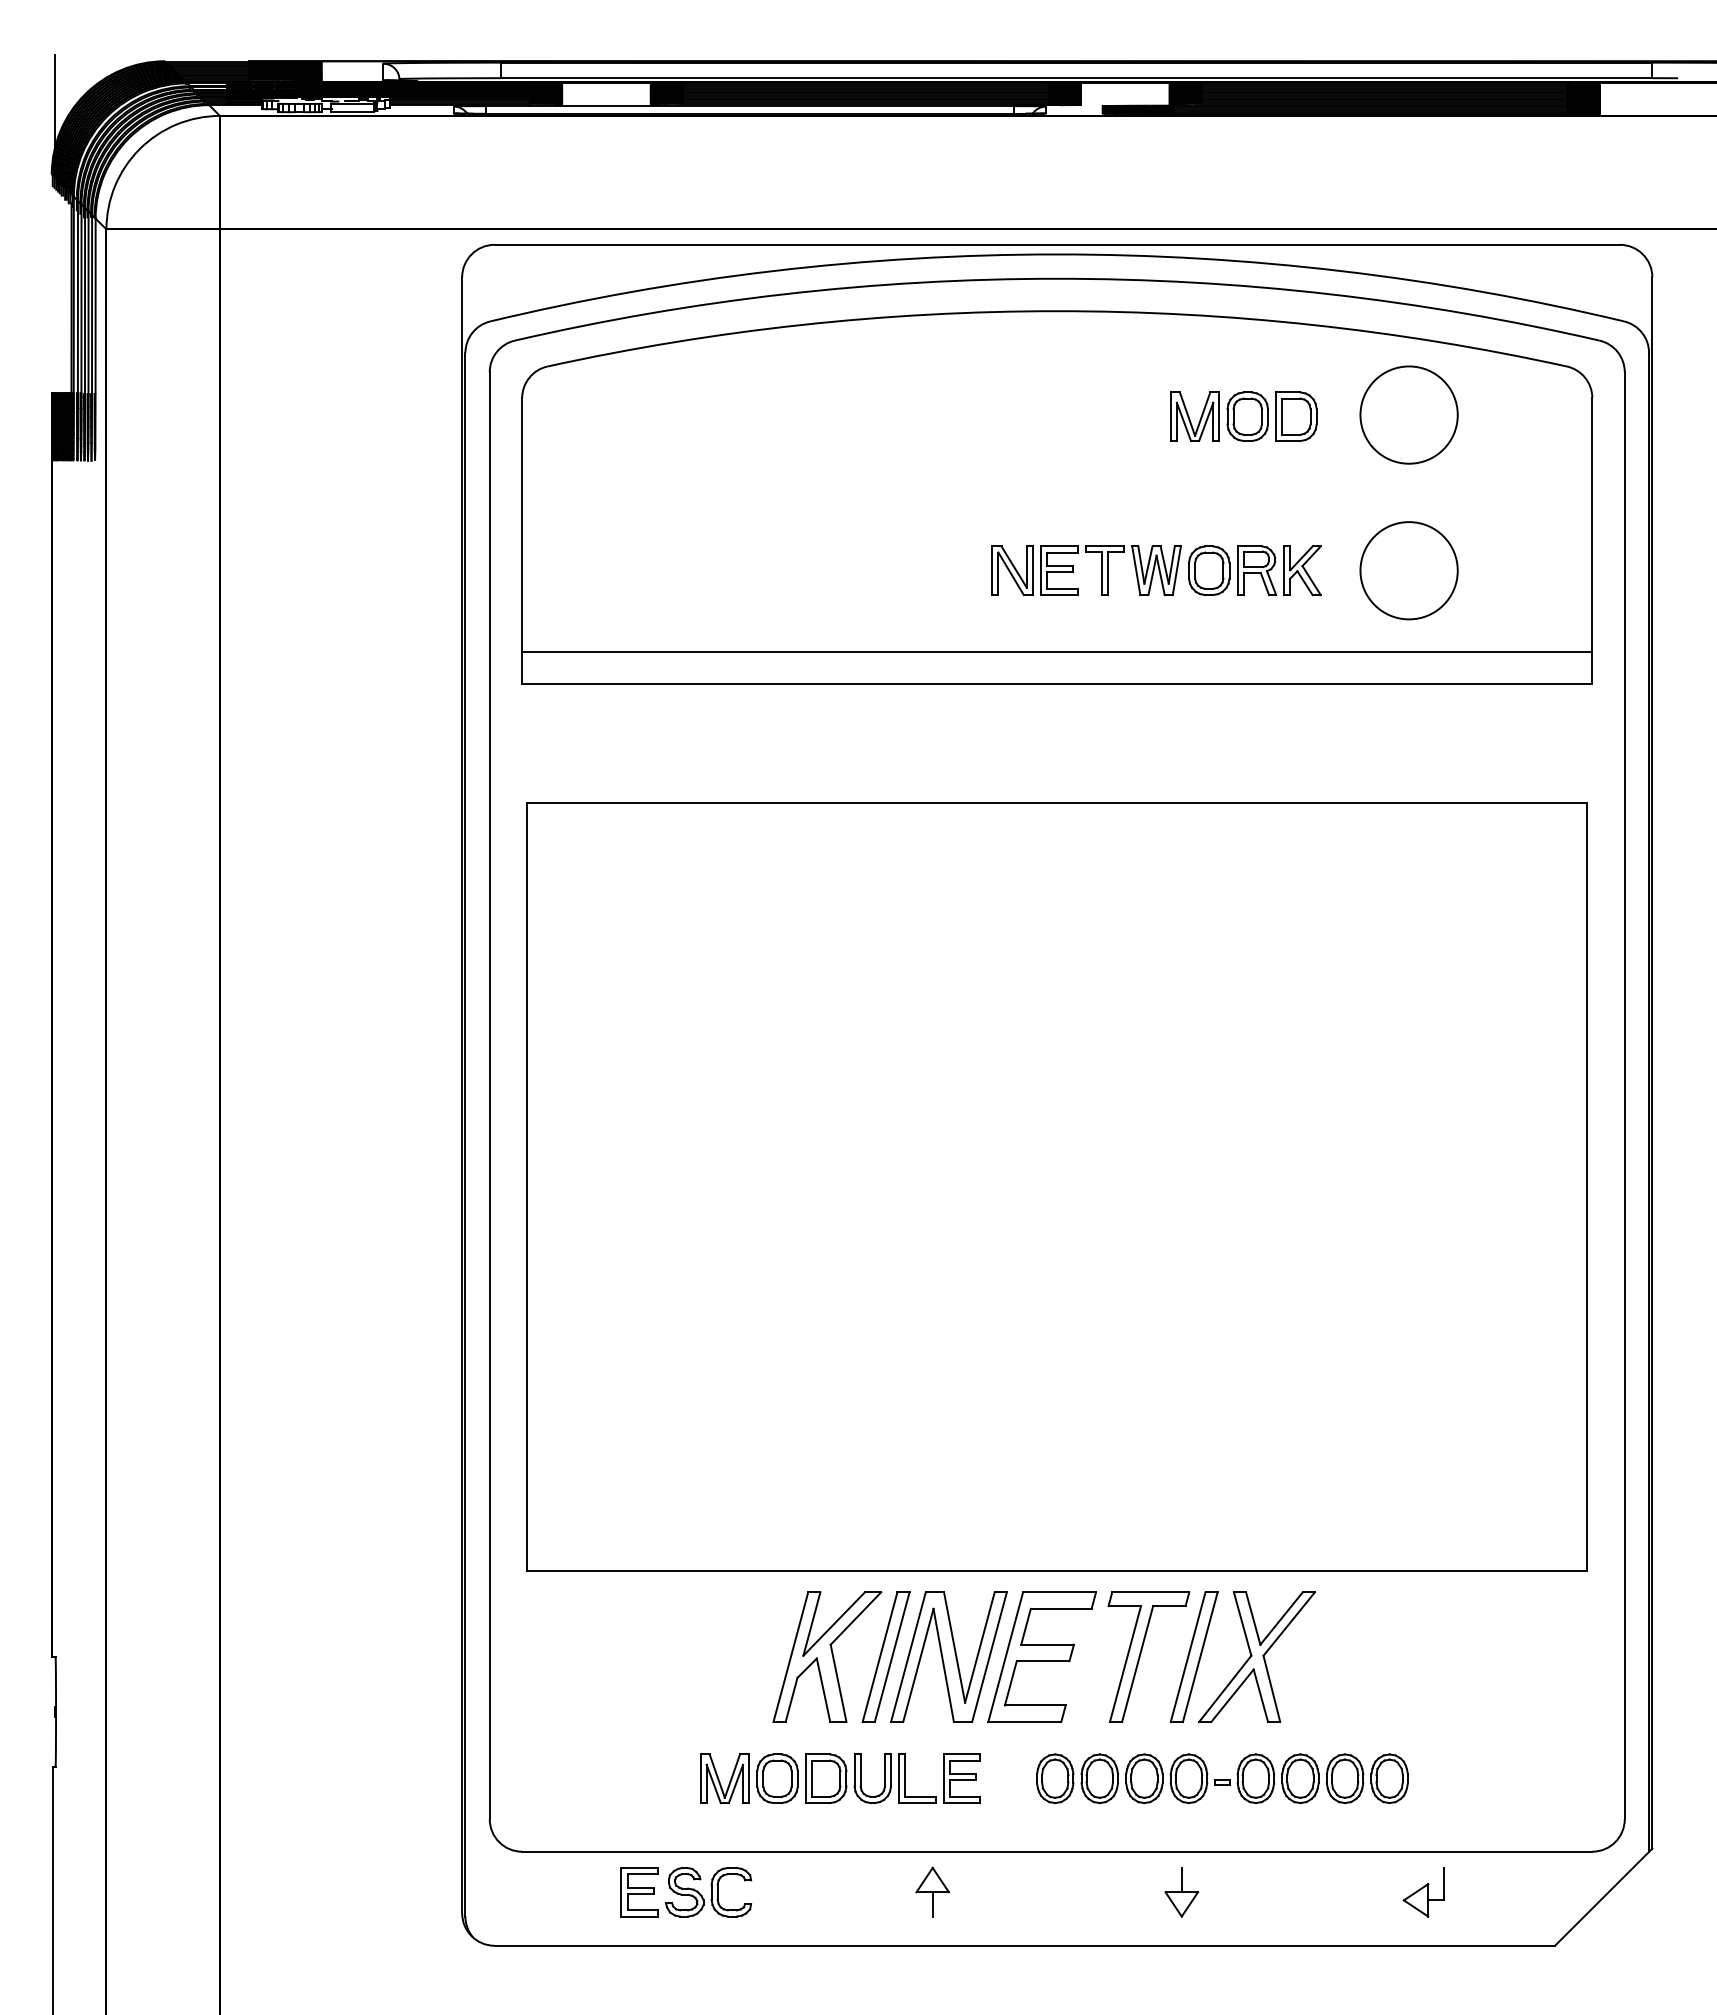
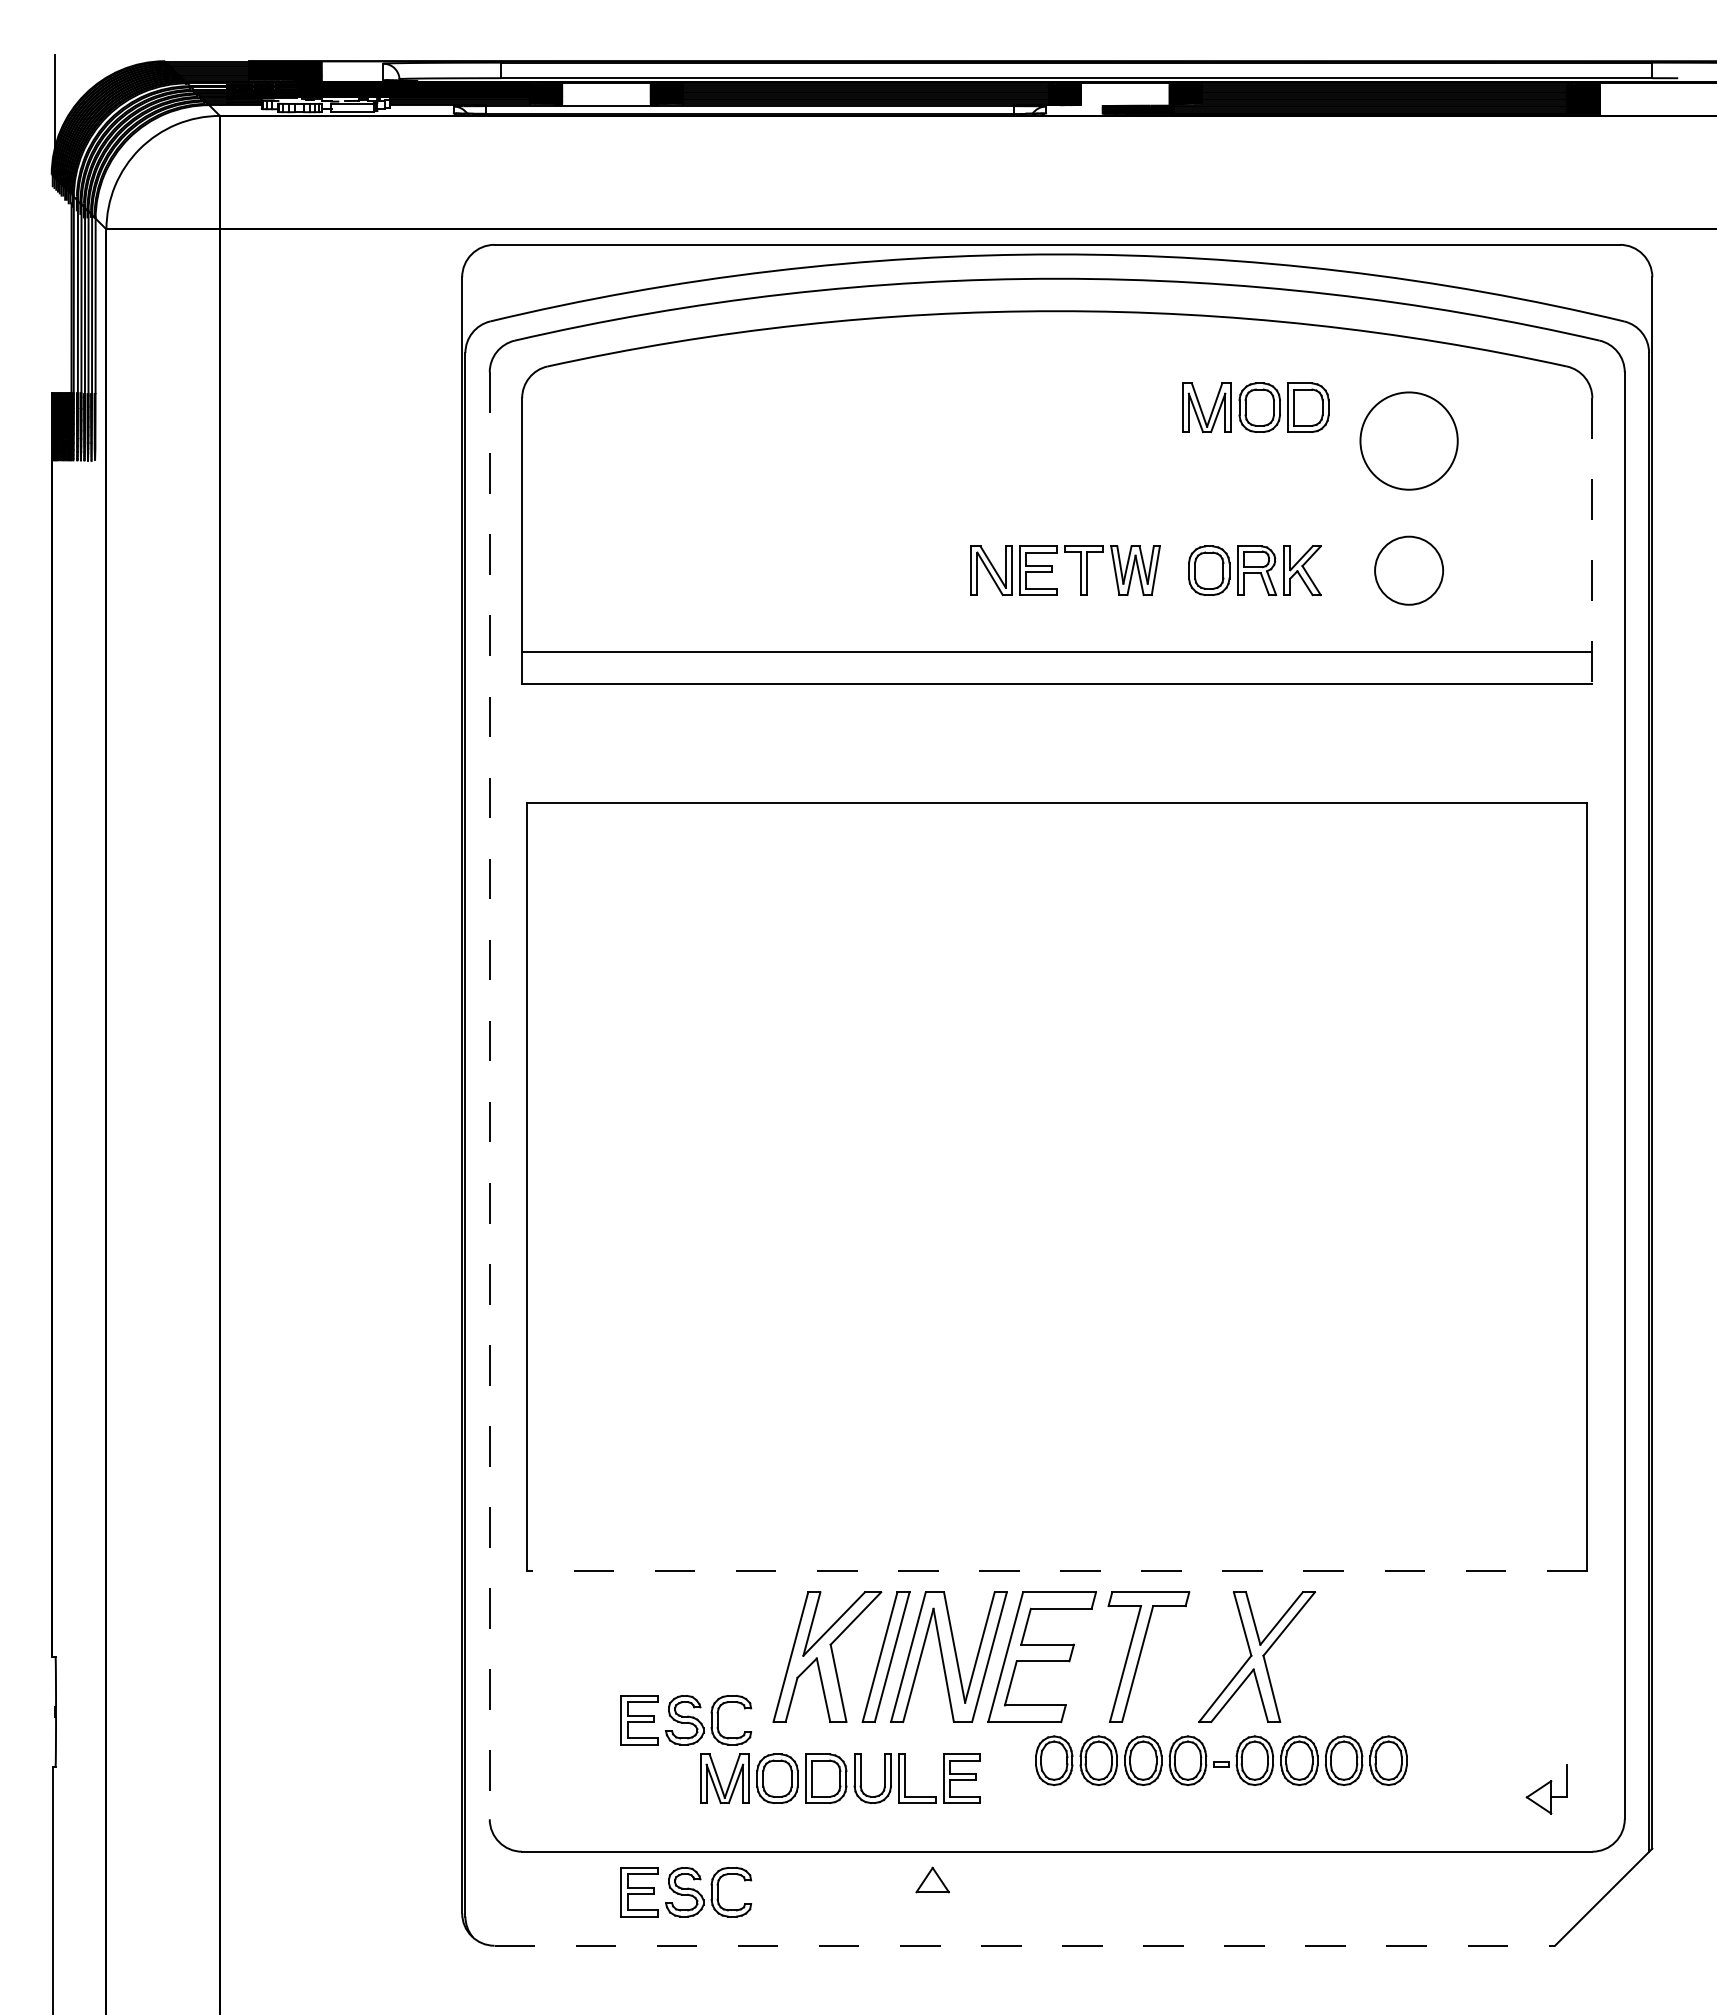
circle position: (1408, 414) -> (1408, 440) (1408, 440)
part position: (1243, 416) -> (1255, 407) (1255, 407)
line: solid -> dashed (1592, 541)
part position: (1073, 570) -> (1052, 570) (1052, 570)
circle diameter: 97 px -> 68 px (1409, 570)
line: solid -> dashed (489, 1095)
line: solid -> dashed (1057, 1570)
part: present -> none (1193, 1656)
part: none -> present (686, 1720)
part position: (1222, 1778) -> (1221, 1760) (1221, 1760)
part: present -> none (1181, 1892)
part position: (1423, 1892) -> (1546, 1789) (1546, 1789)
line: present -> none (932, 1904)
line: solid -> dashed (1025, 1945)
